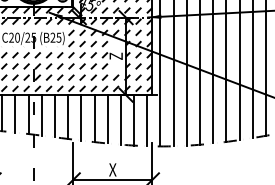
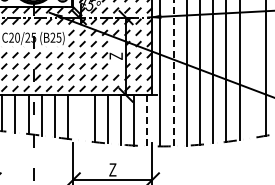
line: present -> none (252, 70)
line: solid -> dashed (173, 73)
line: present -> none (81, 117)
line: solid -> dashed (147, 120)
text: X -> Z (112, 169)
